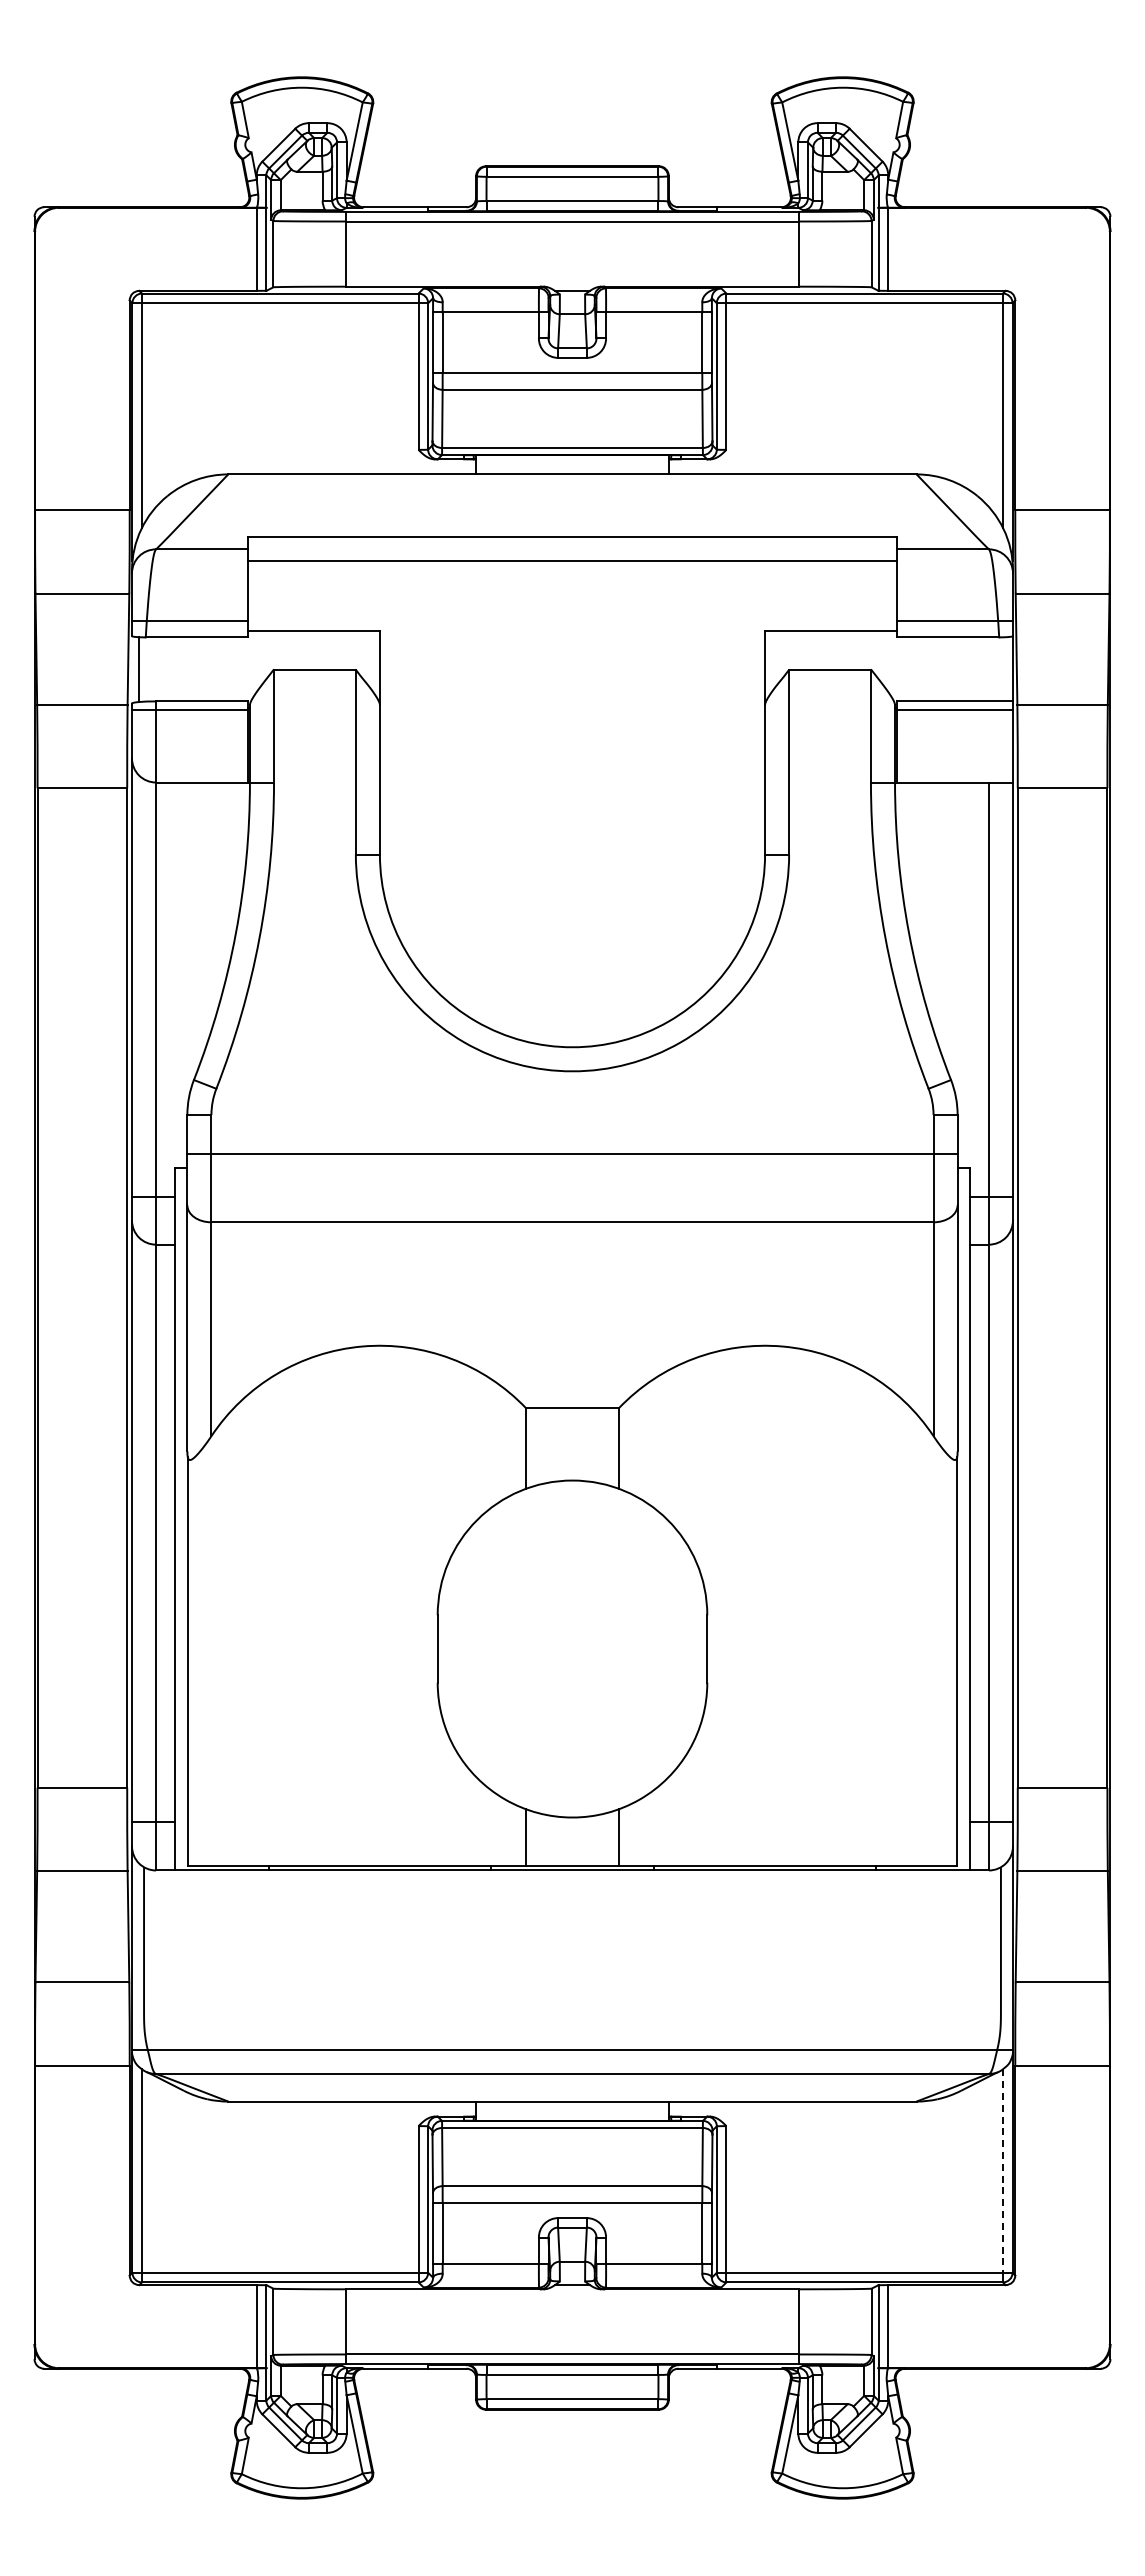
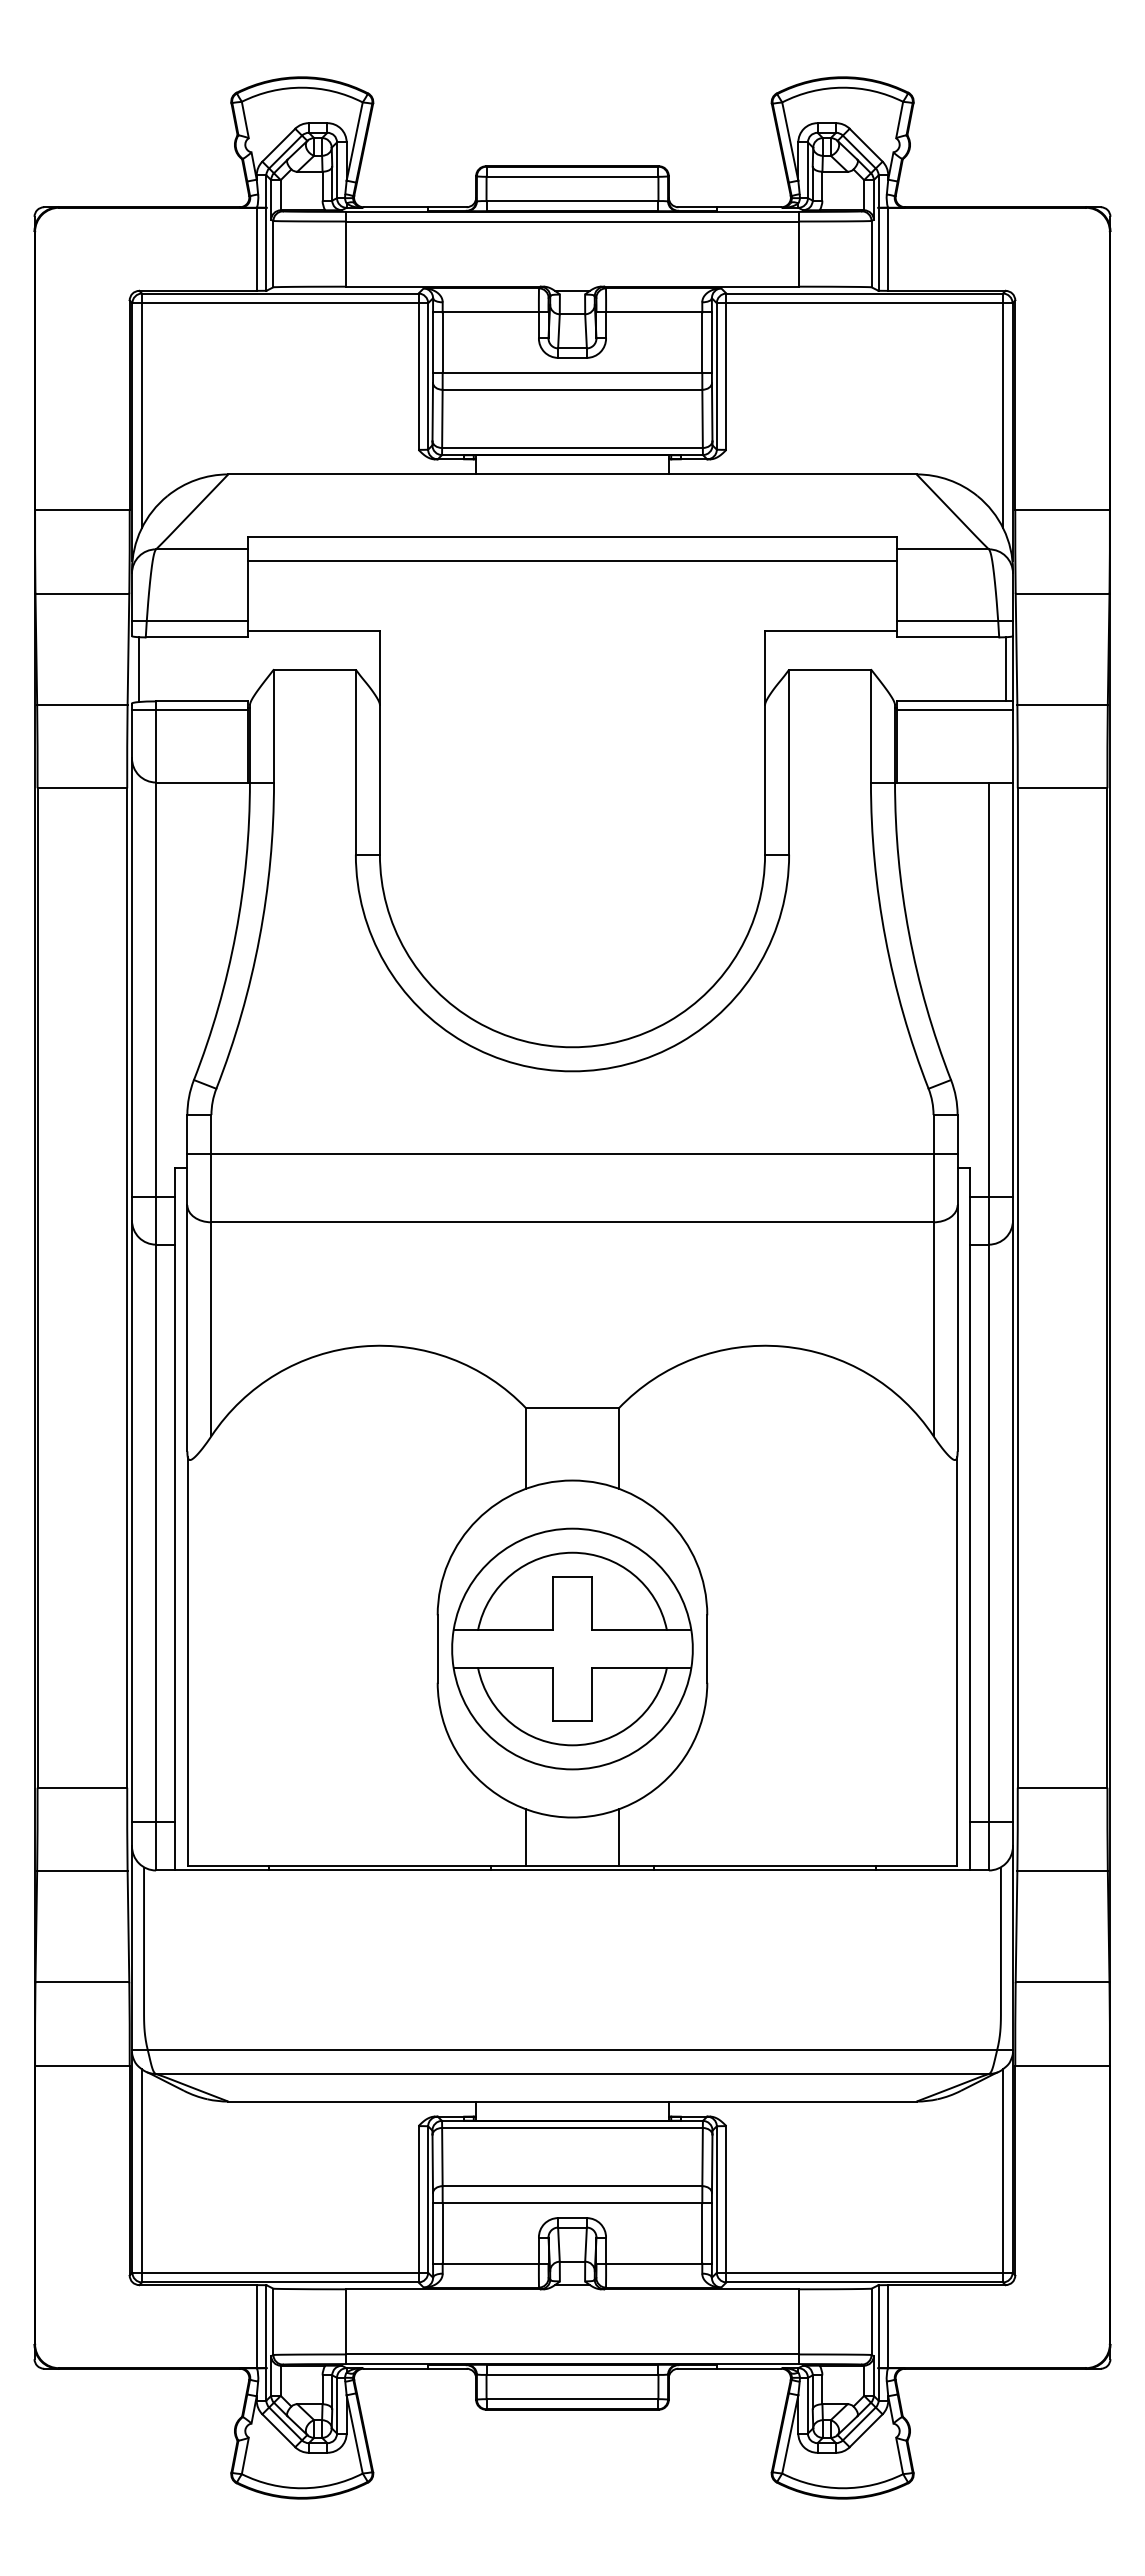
line: none -> present (1005, 669)
part: none -> present (572, 1648)
line: dashed -> solid (1002, 2171)
